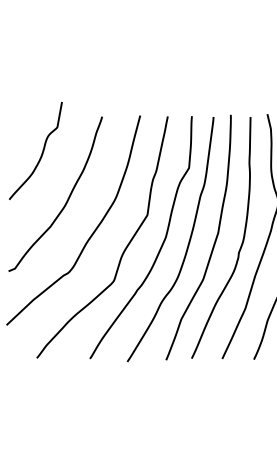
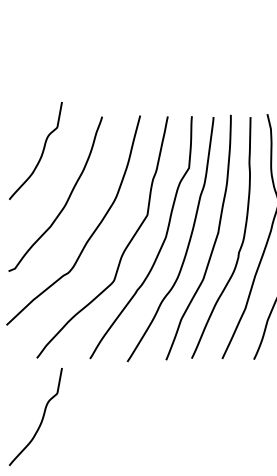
curve: none -> present (41, 419)
